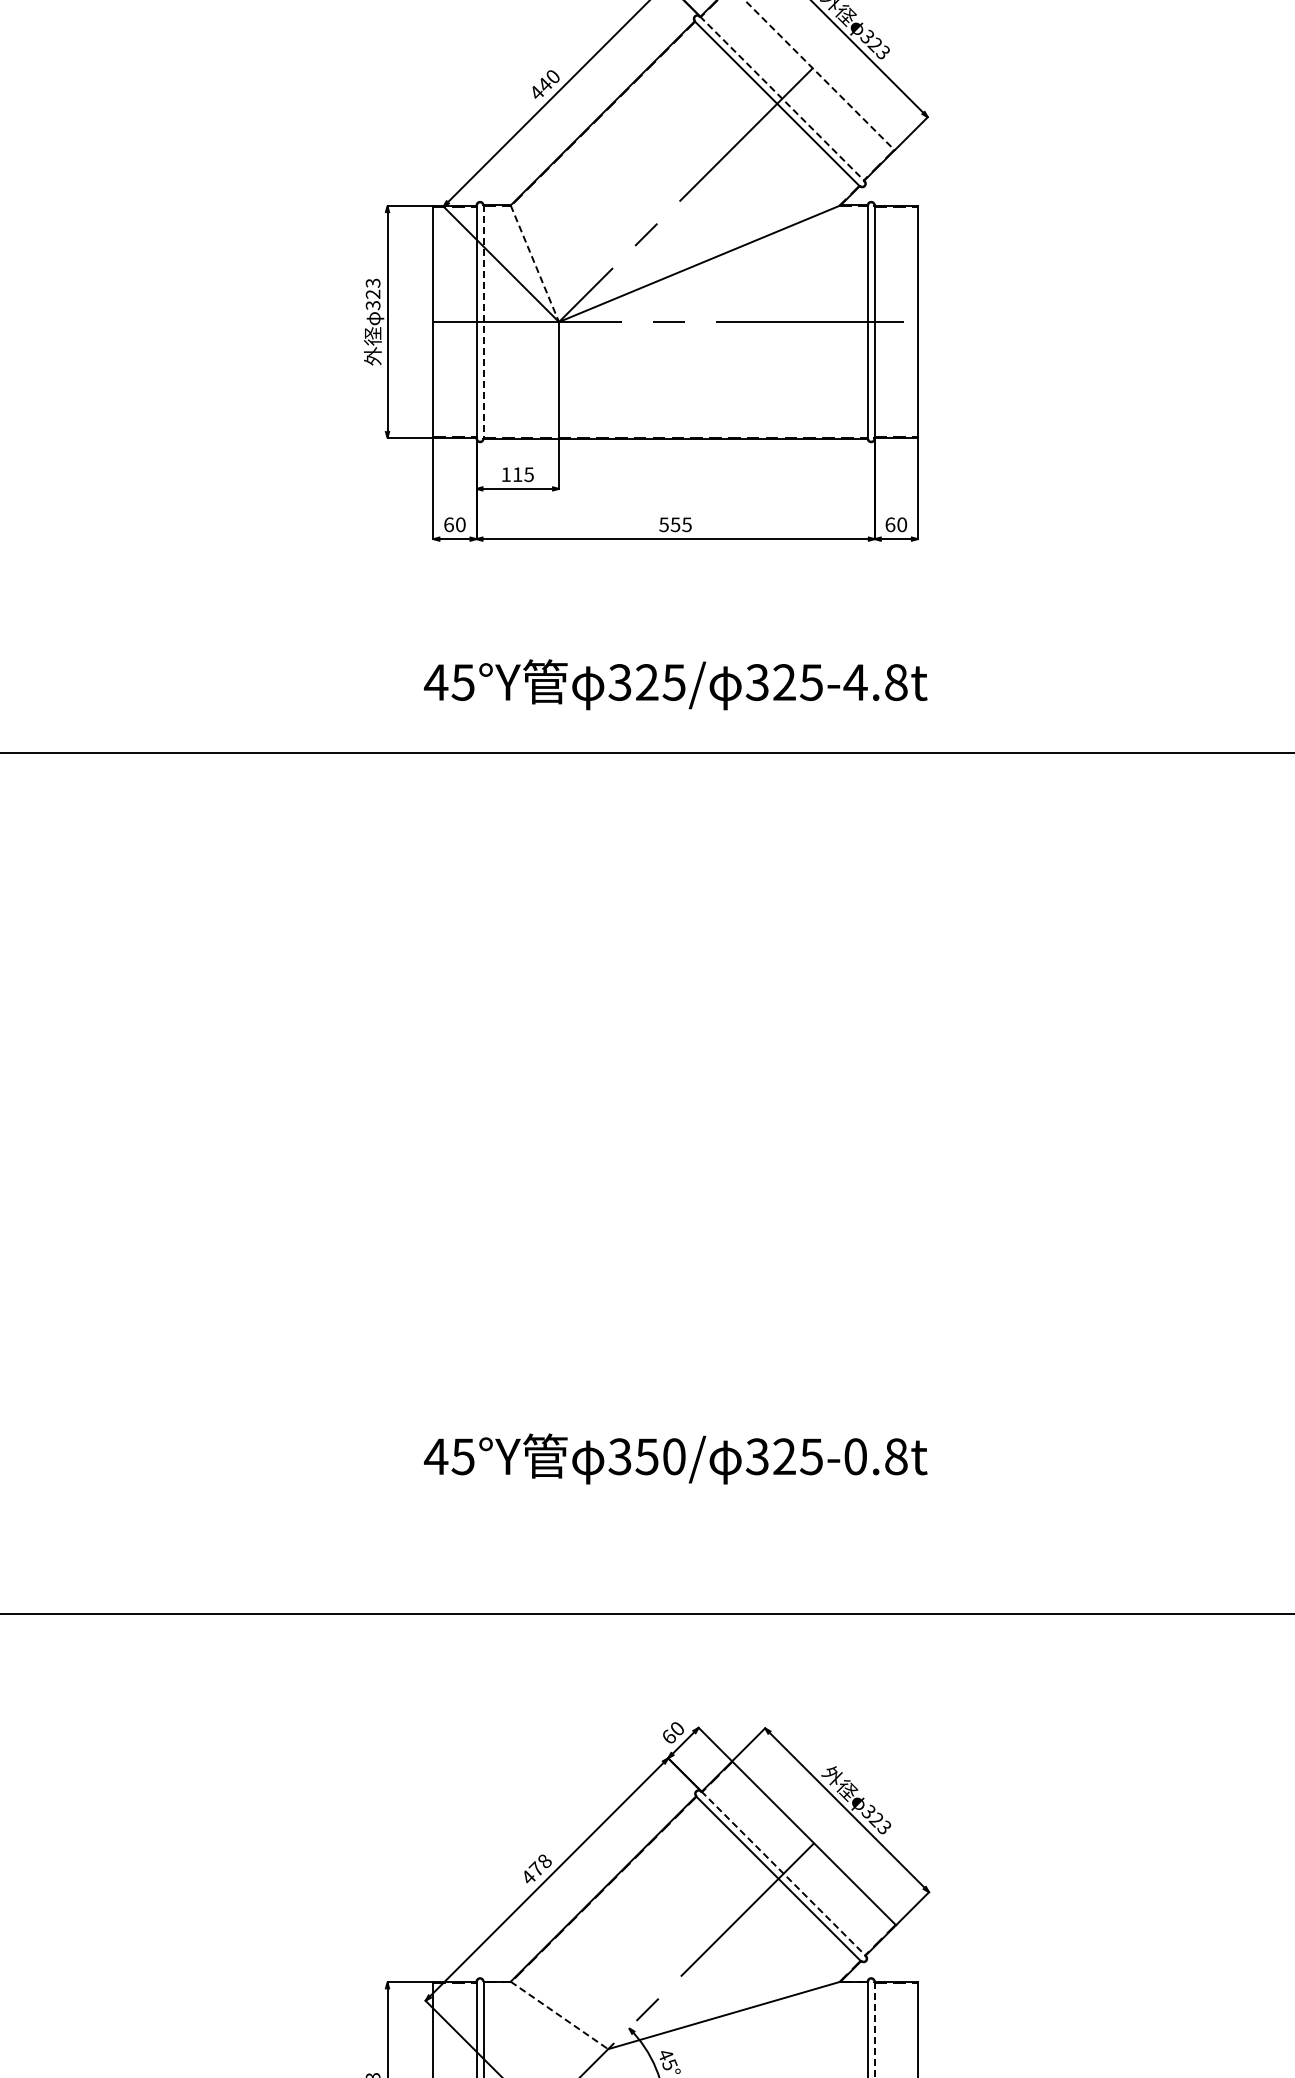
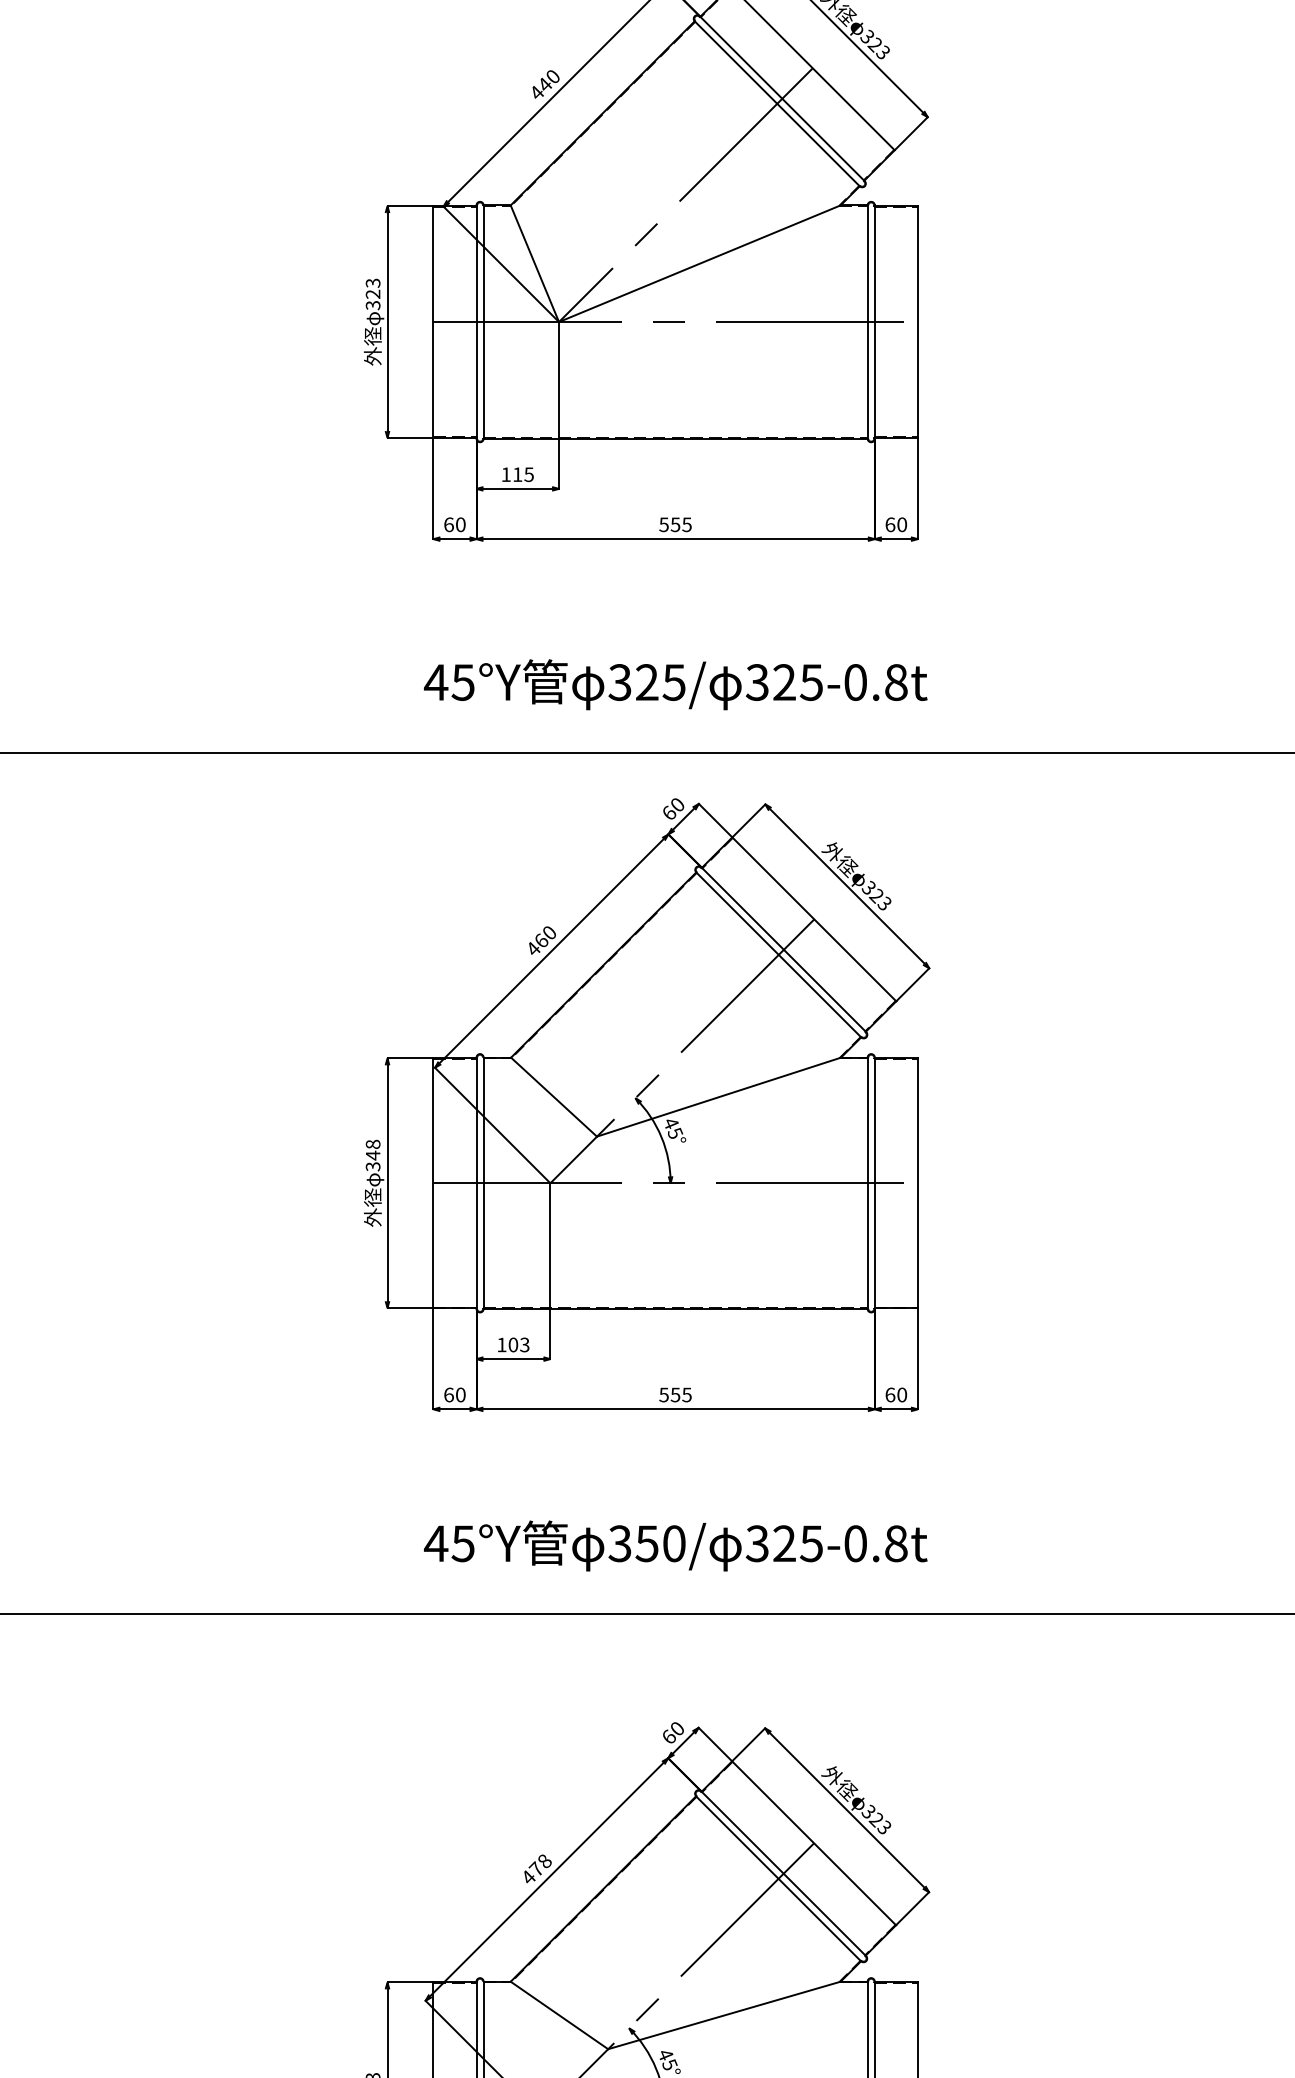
line: dashed -> solid (819, 75)
line: dashed -> solid (782, 98)
line: dashed -> solid (535, 264)
line: dashed -> solid (483, 322)
text: 325-4.8t -> 325-0.8t (855, 682)
part: none -> present (647, 1104)
text position: (675, 1458) -> (675, 1545) (675, 1545)
line: dashed -> solid (783, 1873)
line: dashed -> solid (559, 2015)
line: dashed -> solid (874, 2029)
